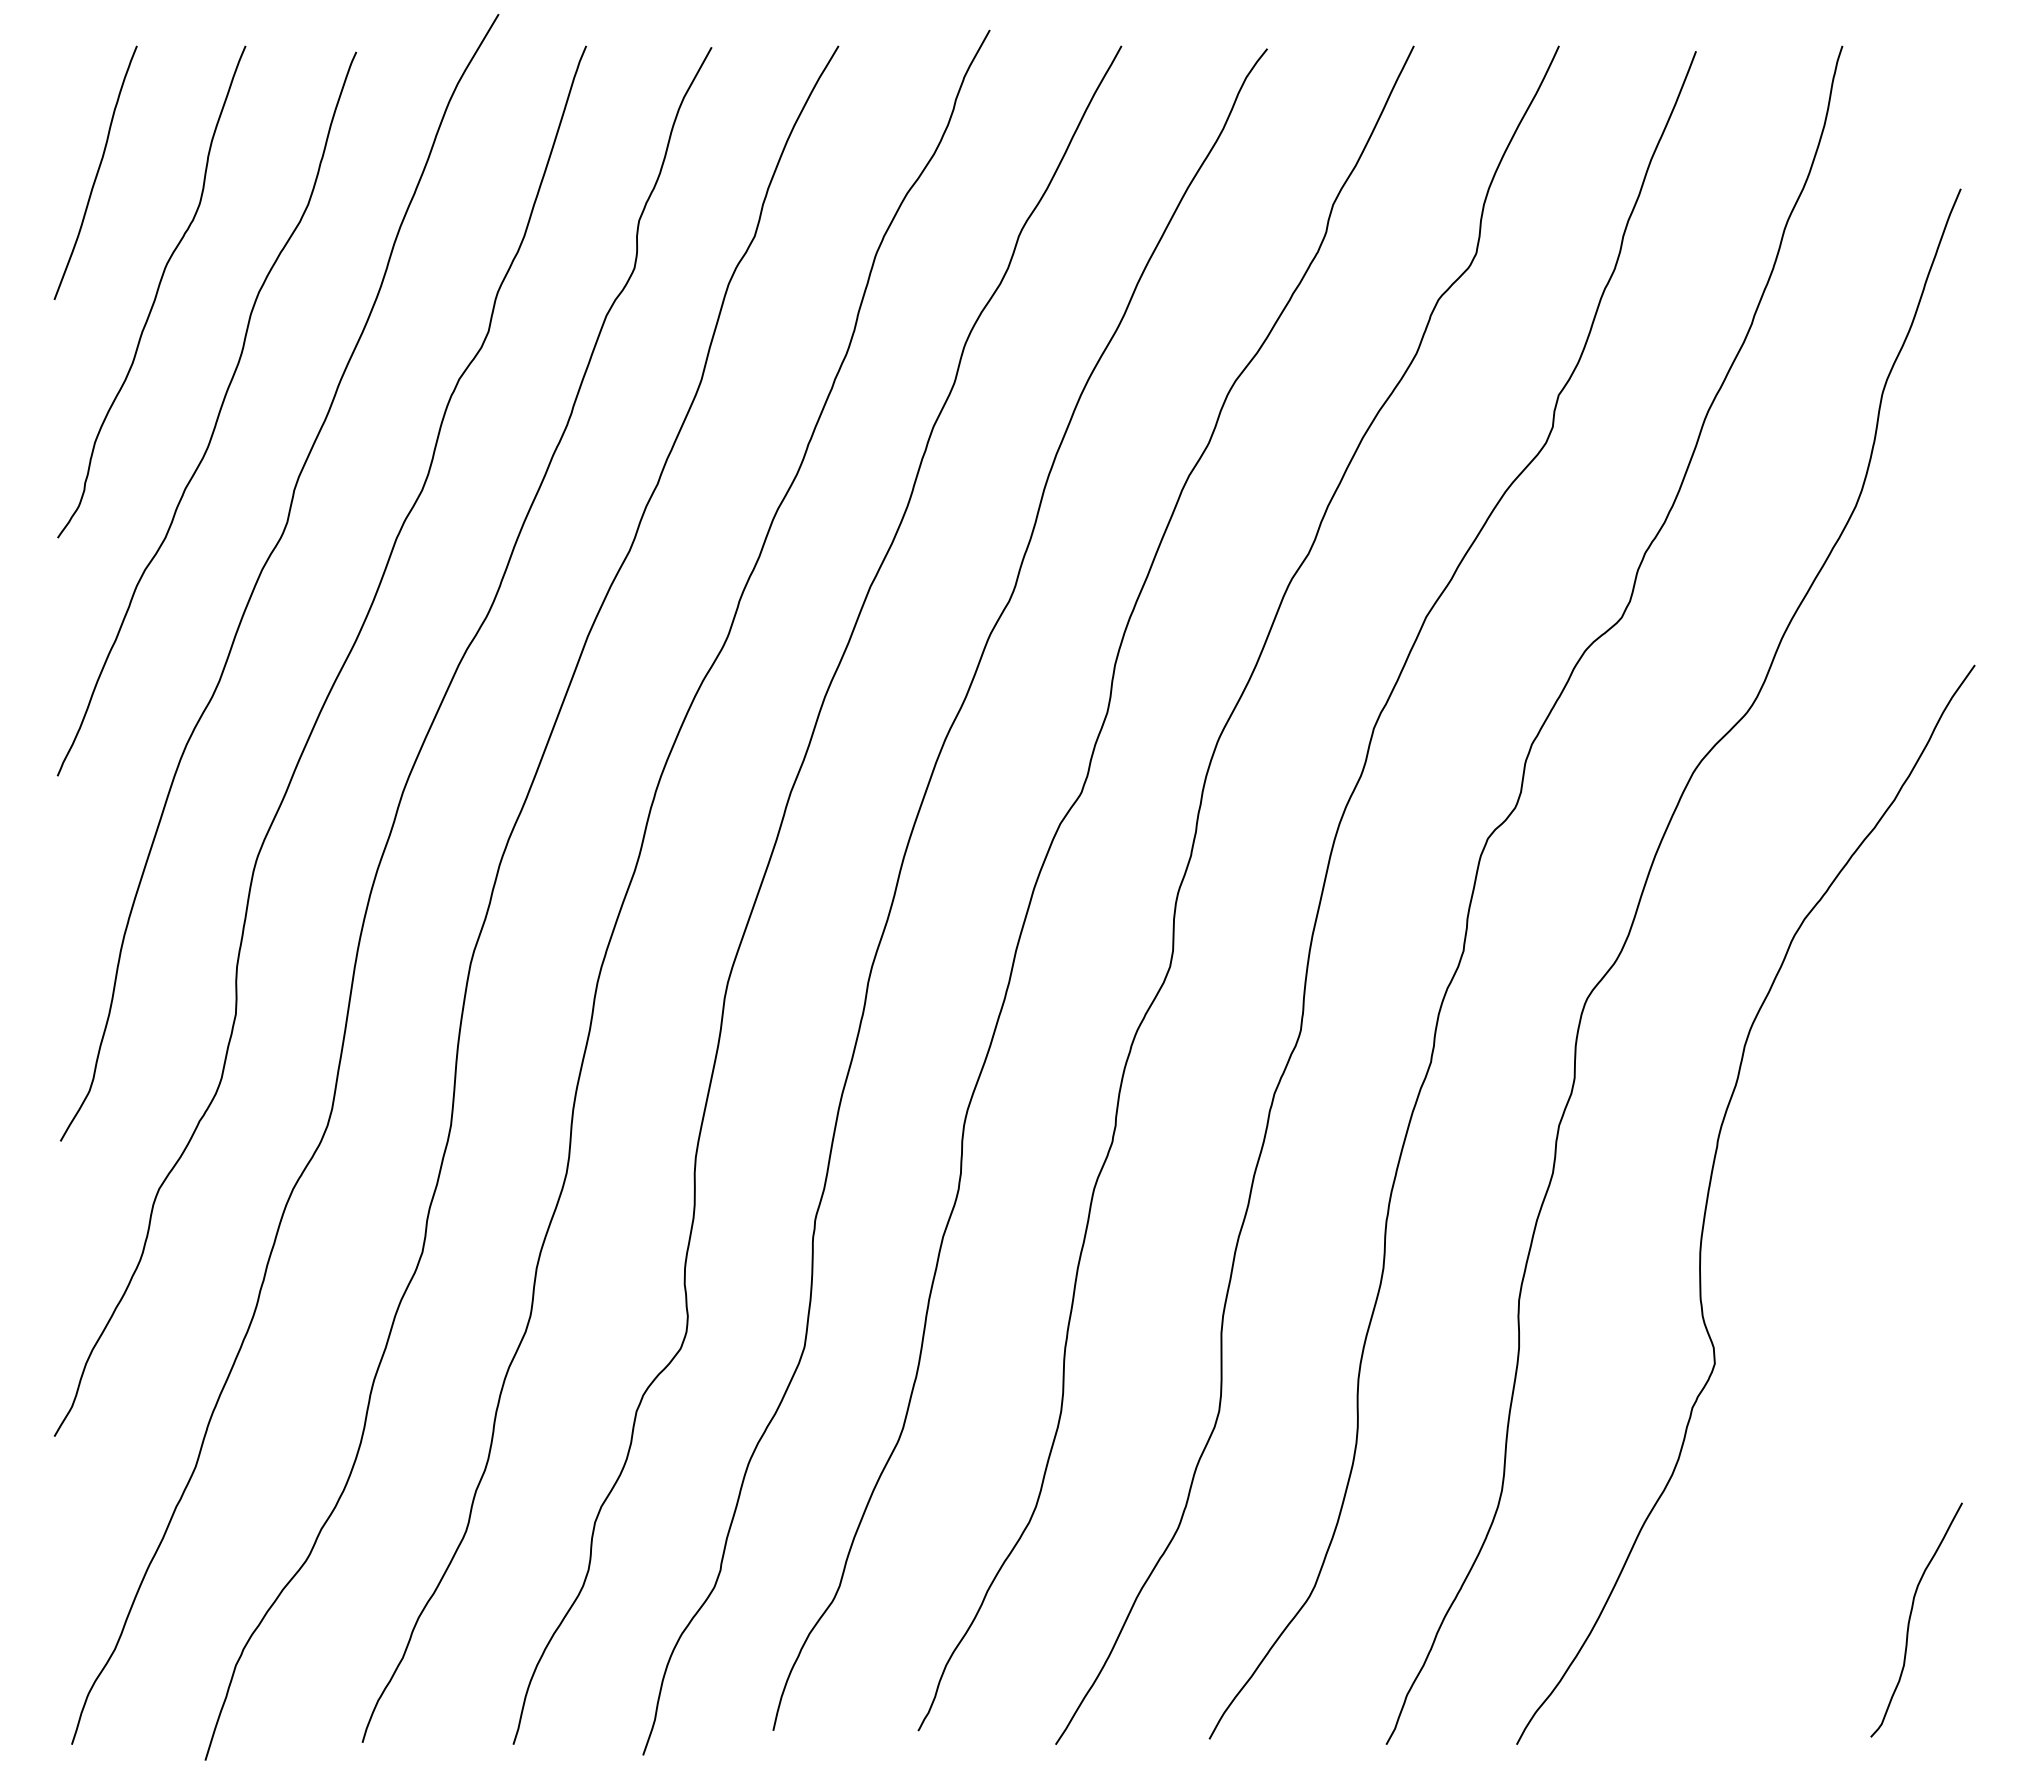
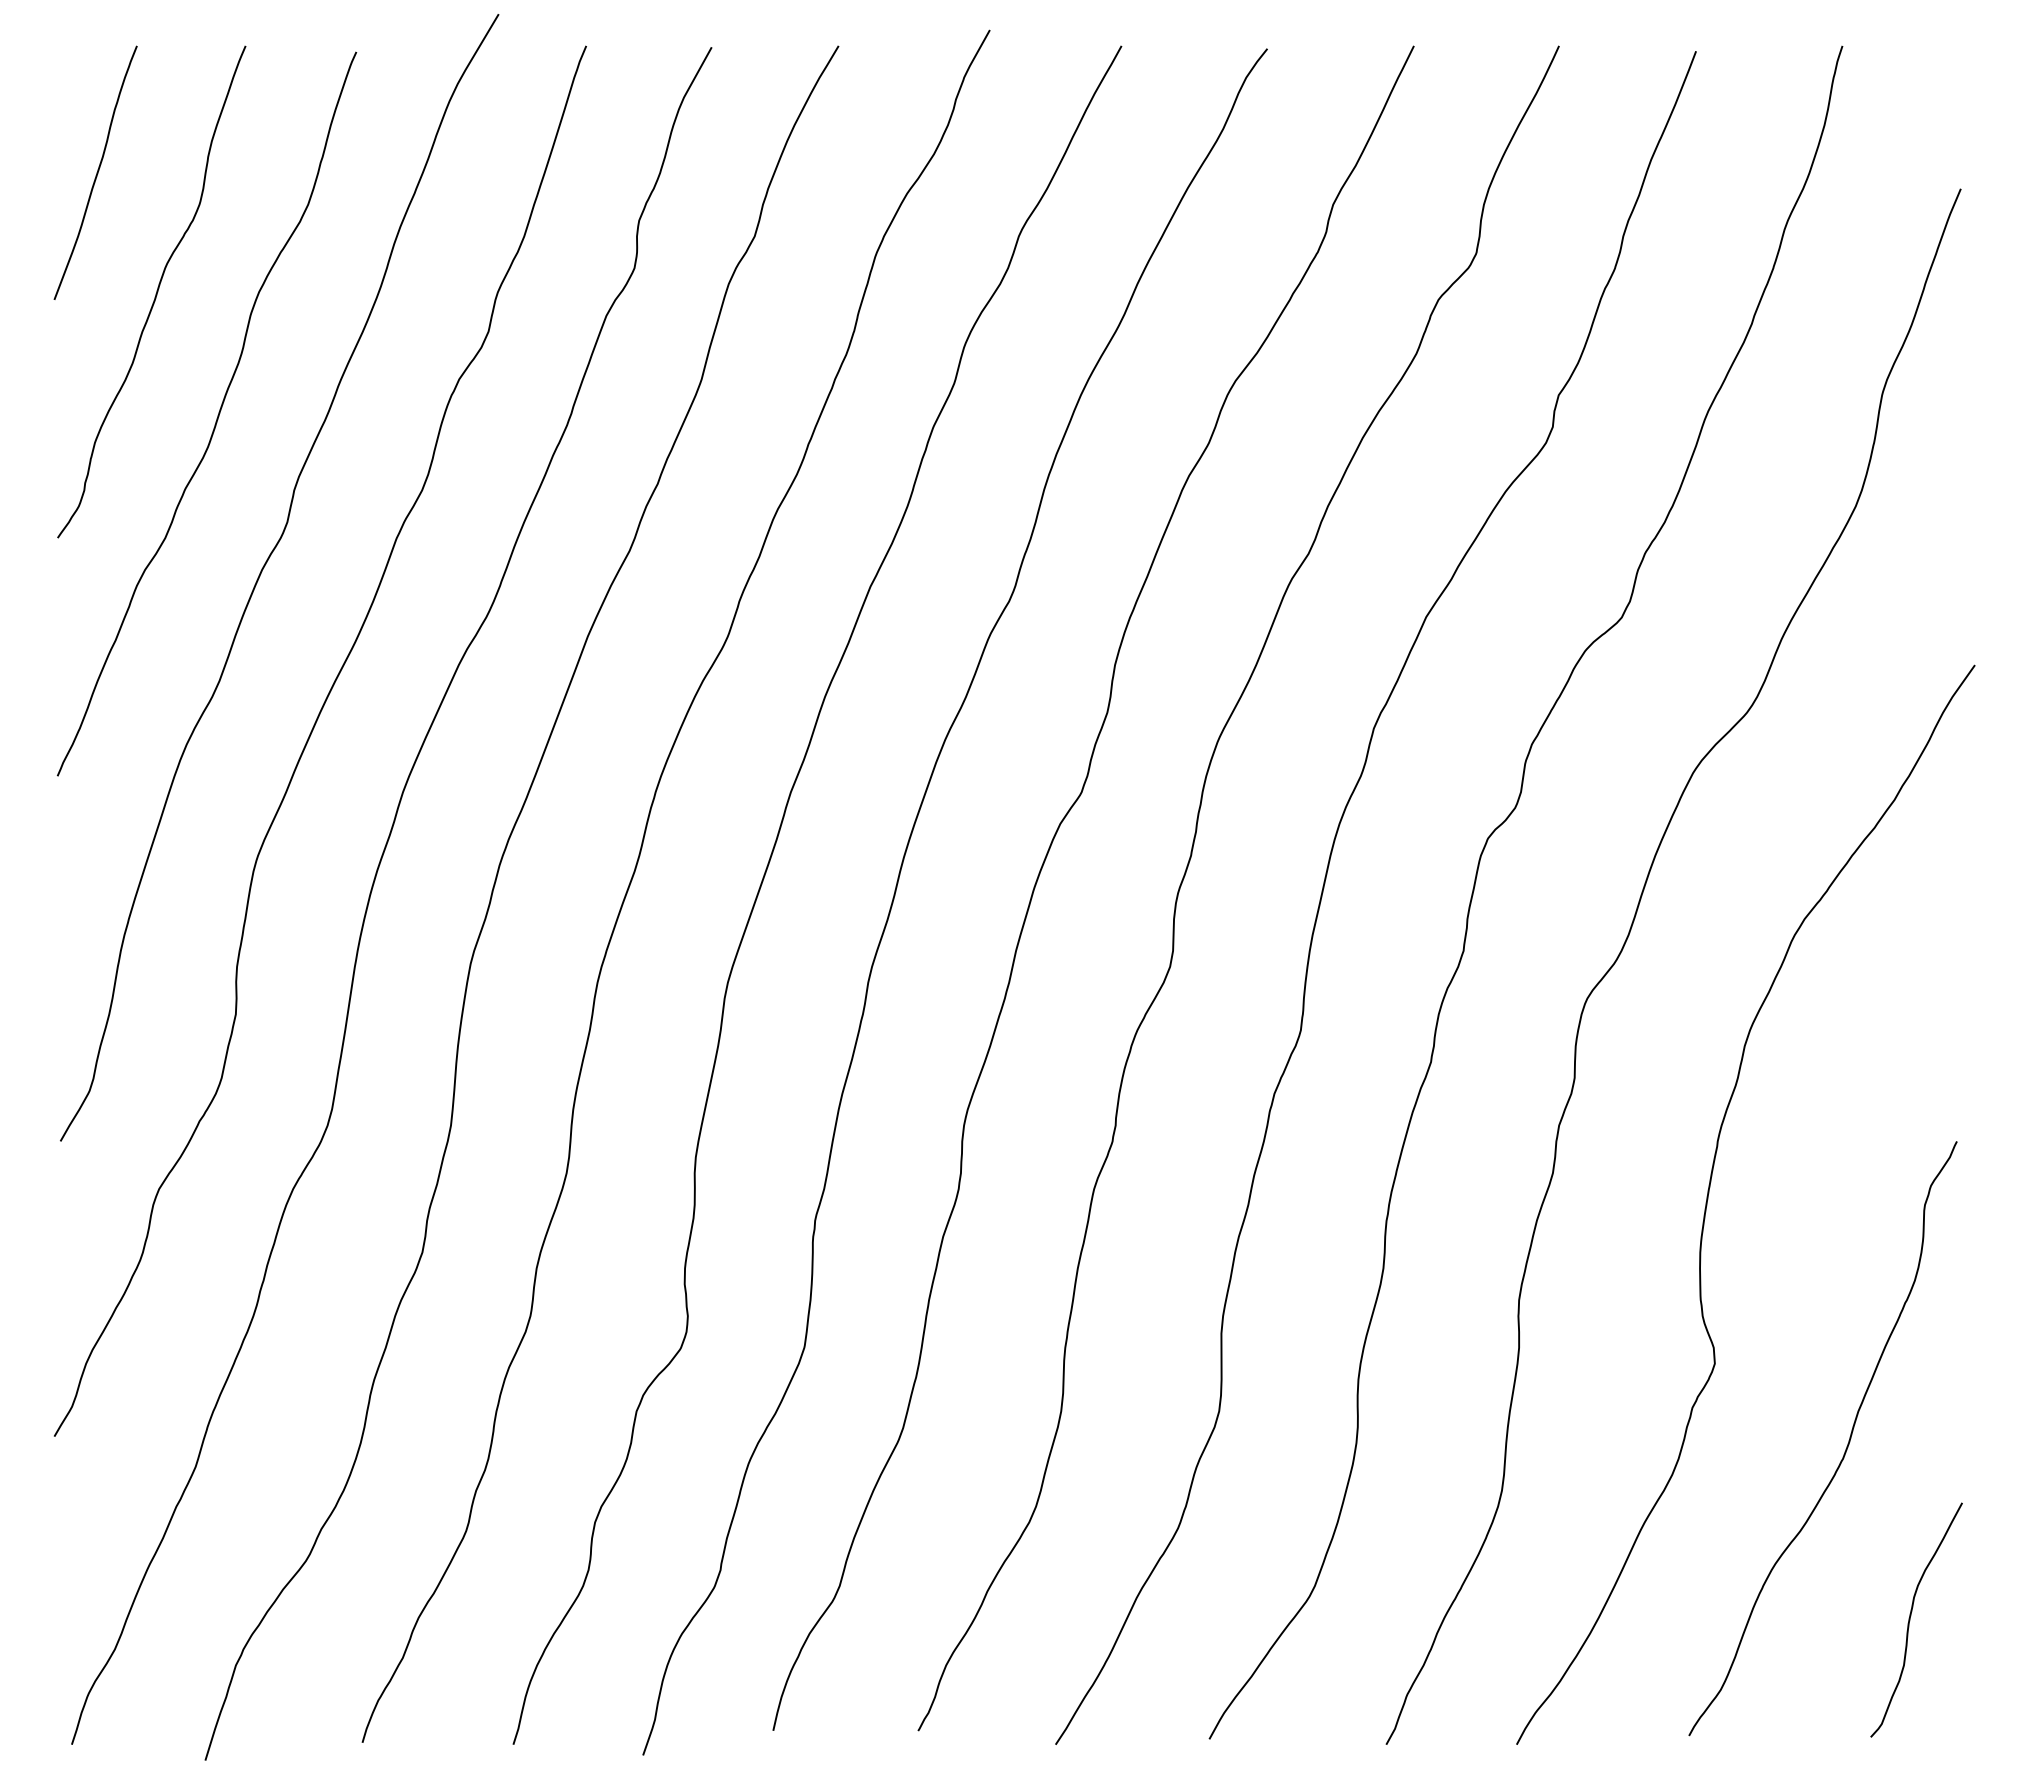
curve: none -> present (1846, 1446)
